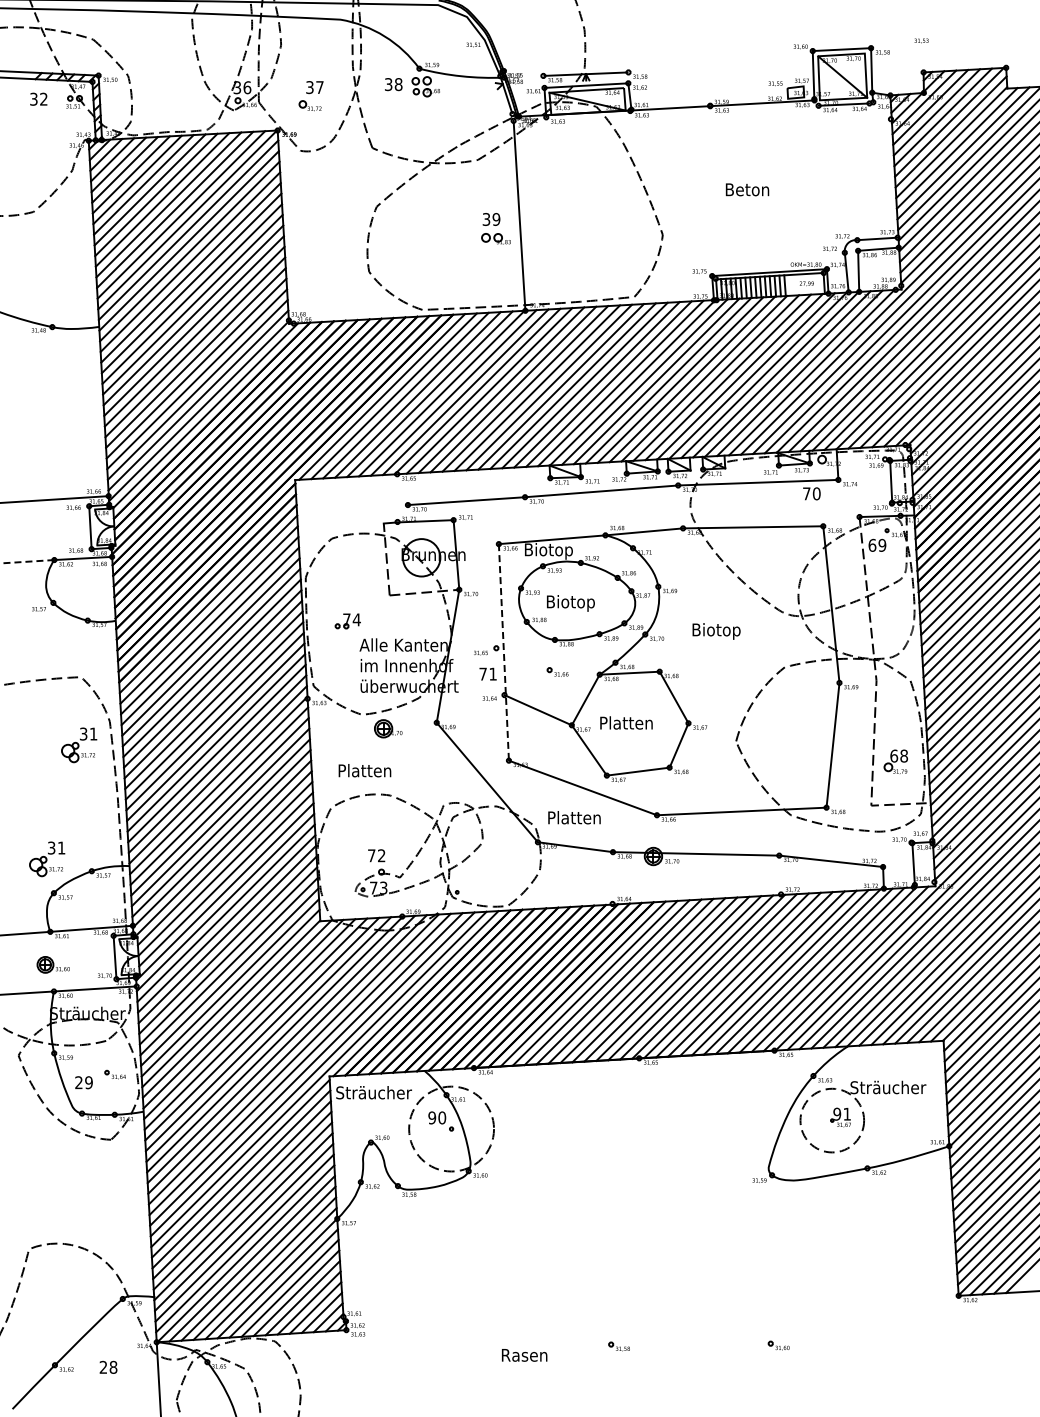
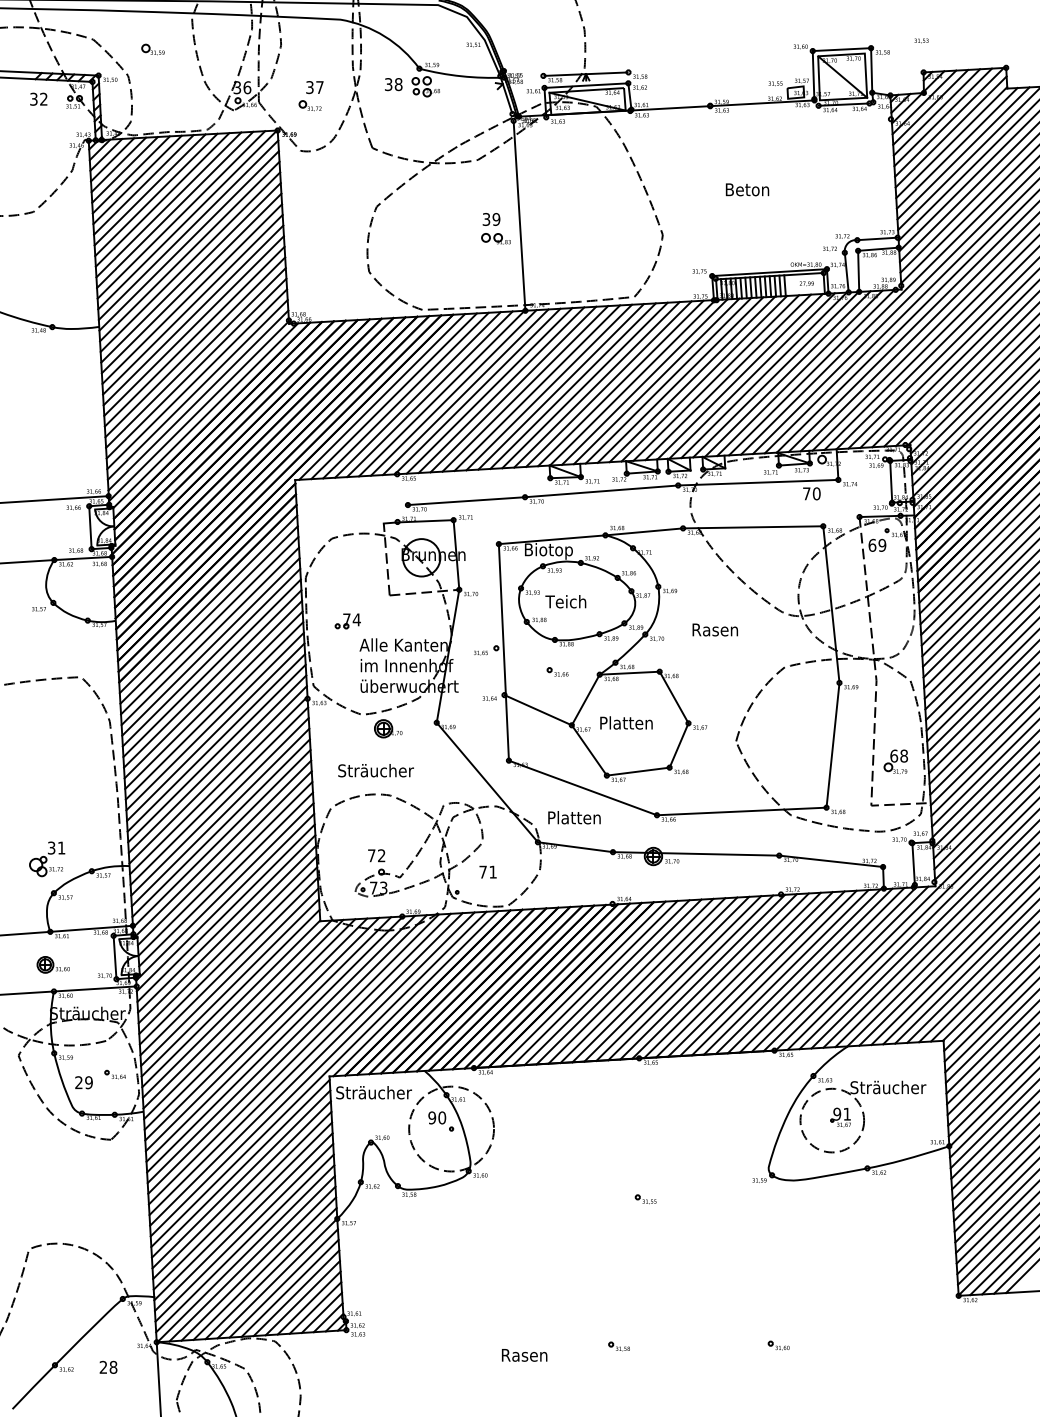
part: none -> present (152, 49)
line: dashed -> solid (27, 561)
text: Biotop -> Teich (569, 603)
text: Biotop -> Rasen (717, 631)
line: dashed -> solid (503, 652)
text position: (487, 673) -> (487, 871) (487, 871)
part: present -> none (79, 745)
text: Platten -> Sträucher (376, 770)
part: none -> present (645, 1199)
